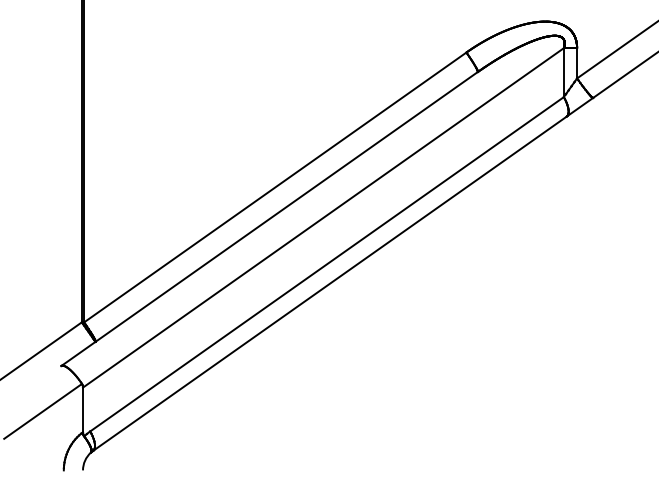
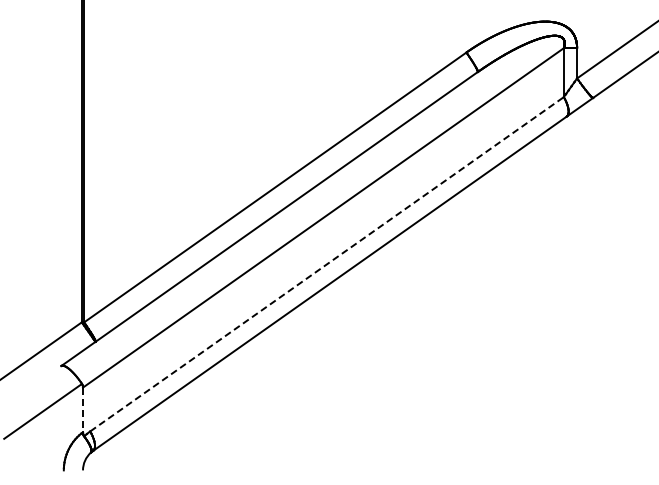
line: solid -> dashed (327, 264)
line: solid -> dashed (83, 410)
